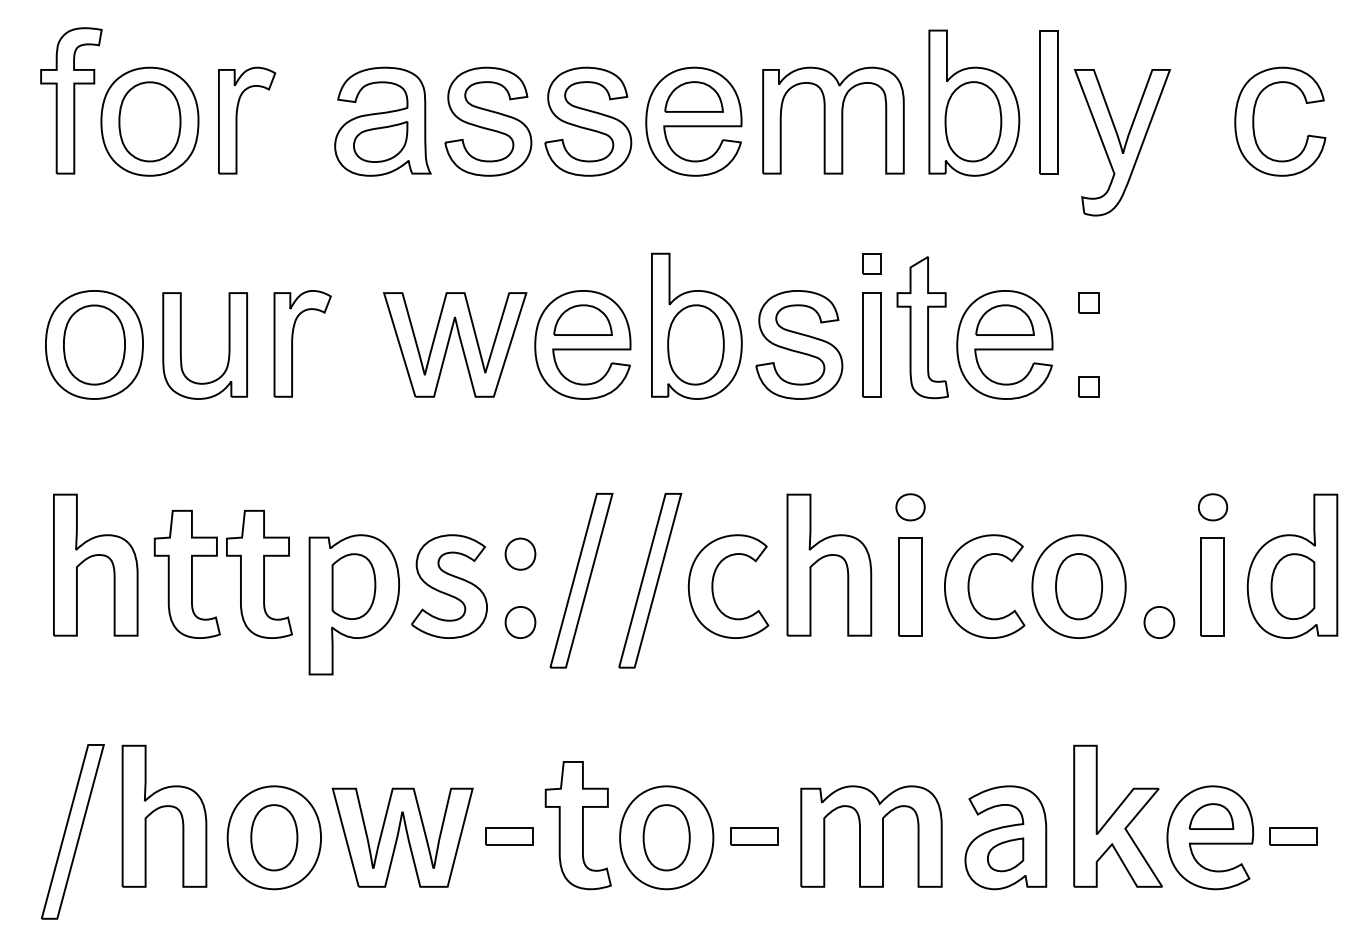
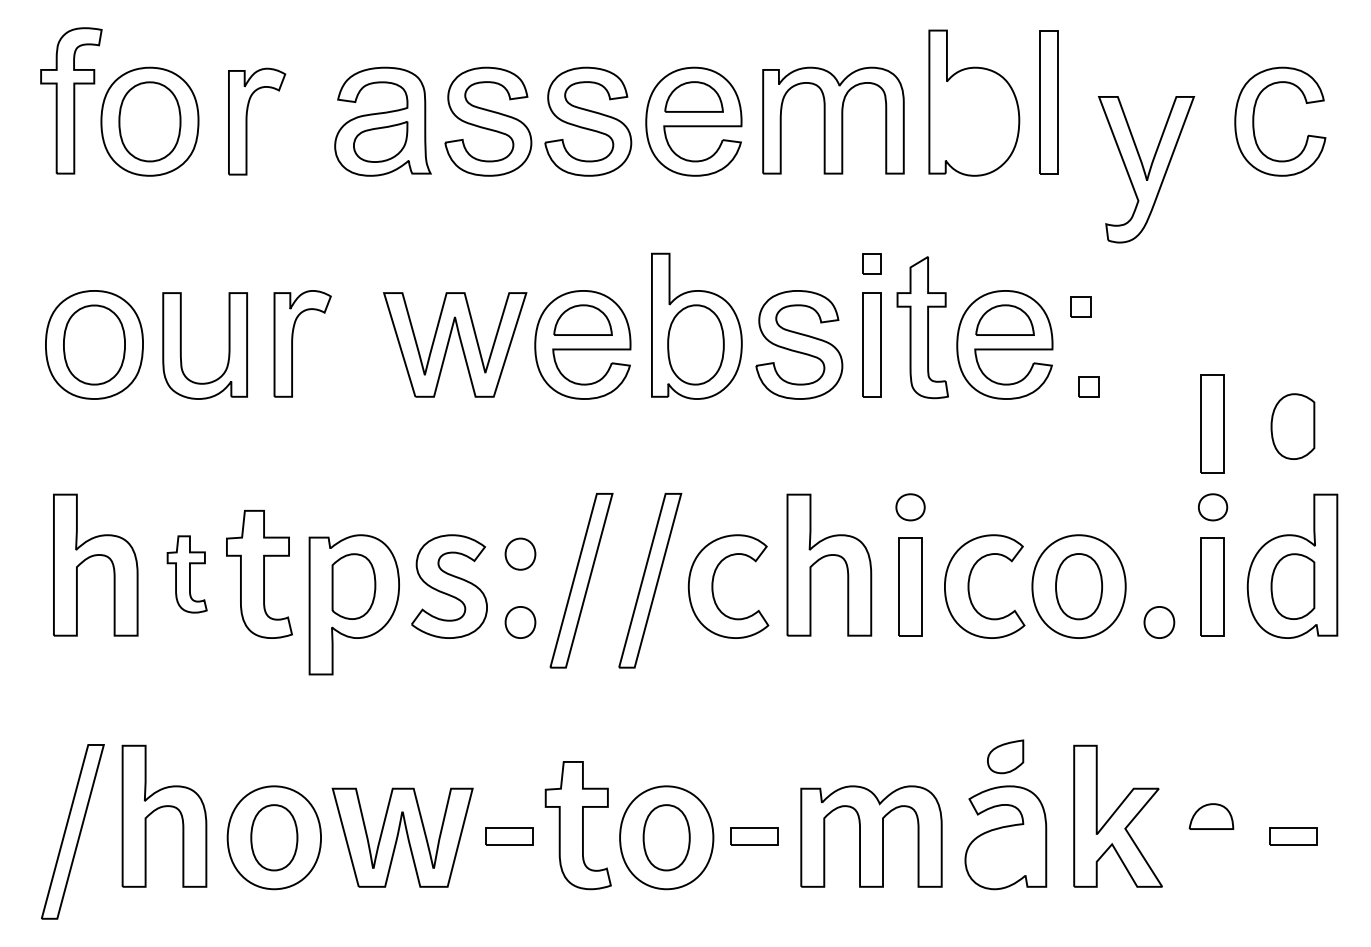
part position: (237, 120) -> (247, 121) (247, 121)
part: present -> none (973, 121)
part position: (1122, 142) -> (1146, 169) (1146, 169)
part position: (1088, 302) -> (1080, 306) (1080, 306)
part: none -> present (1212, 423)
part: none -> present (1292, 426)
part size: 68x129 px -> 42x79 px (186, 574)
part: present -> none (1210, 837)
part position: (1005, 854) -> (1005, 756) (1005, 756)
